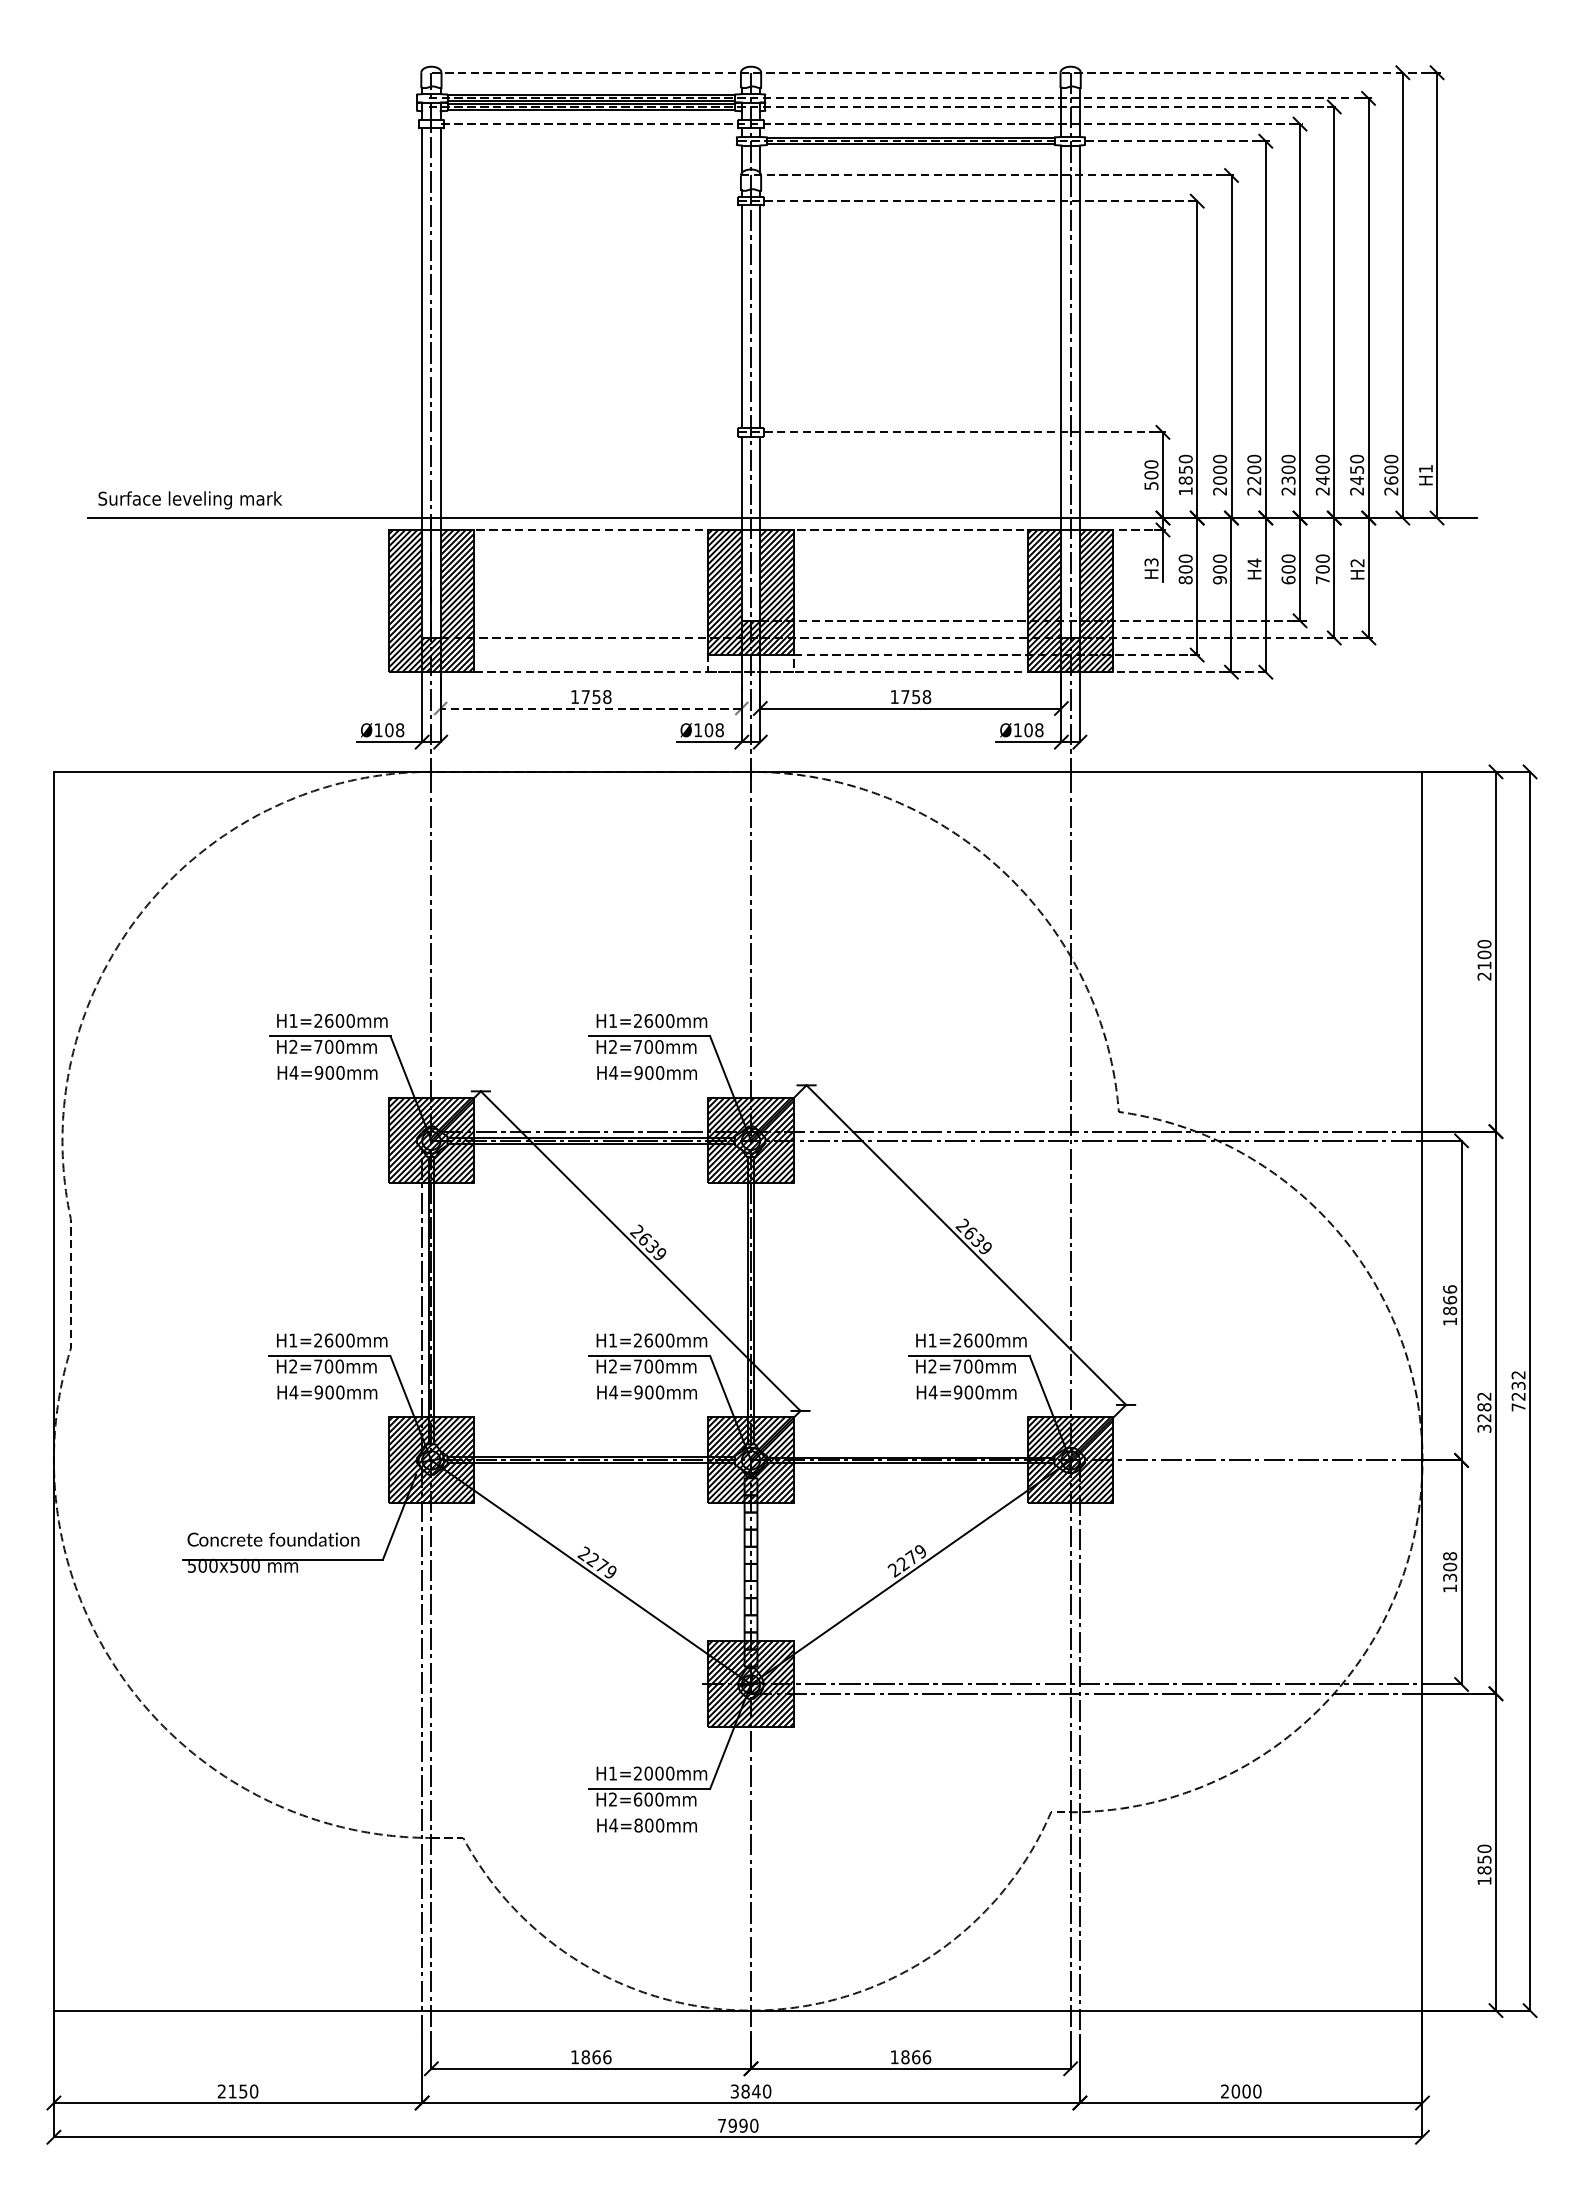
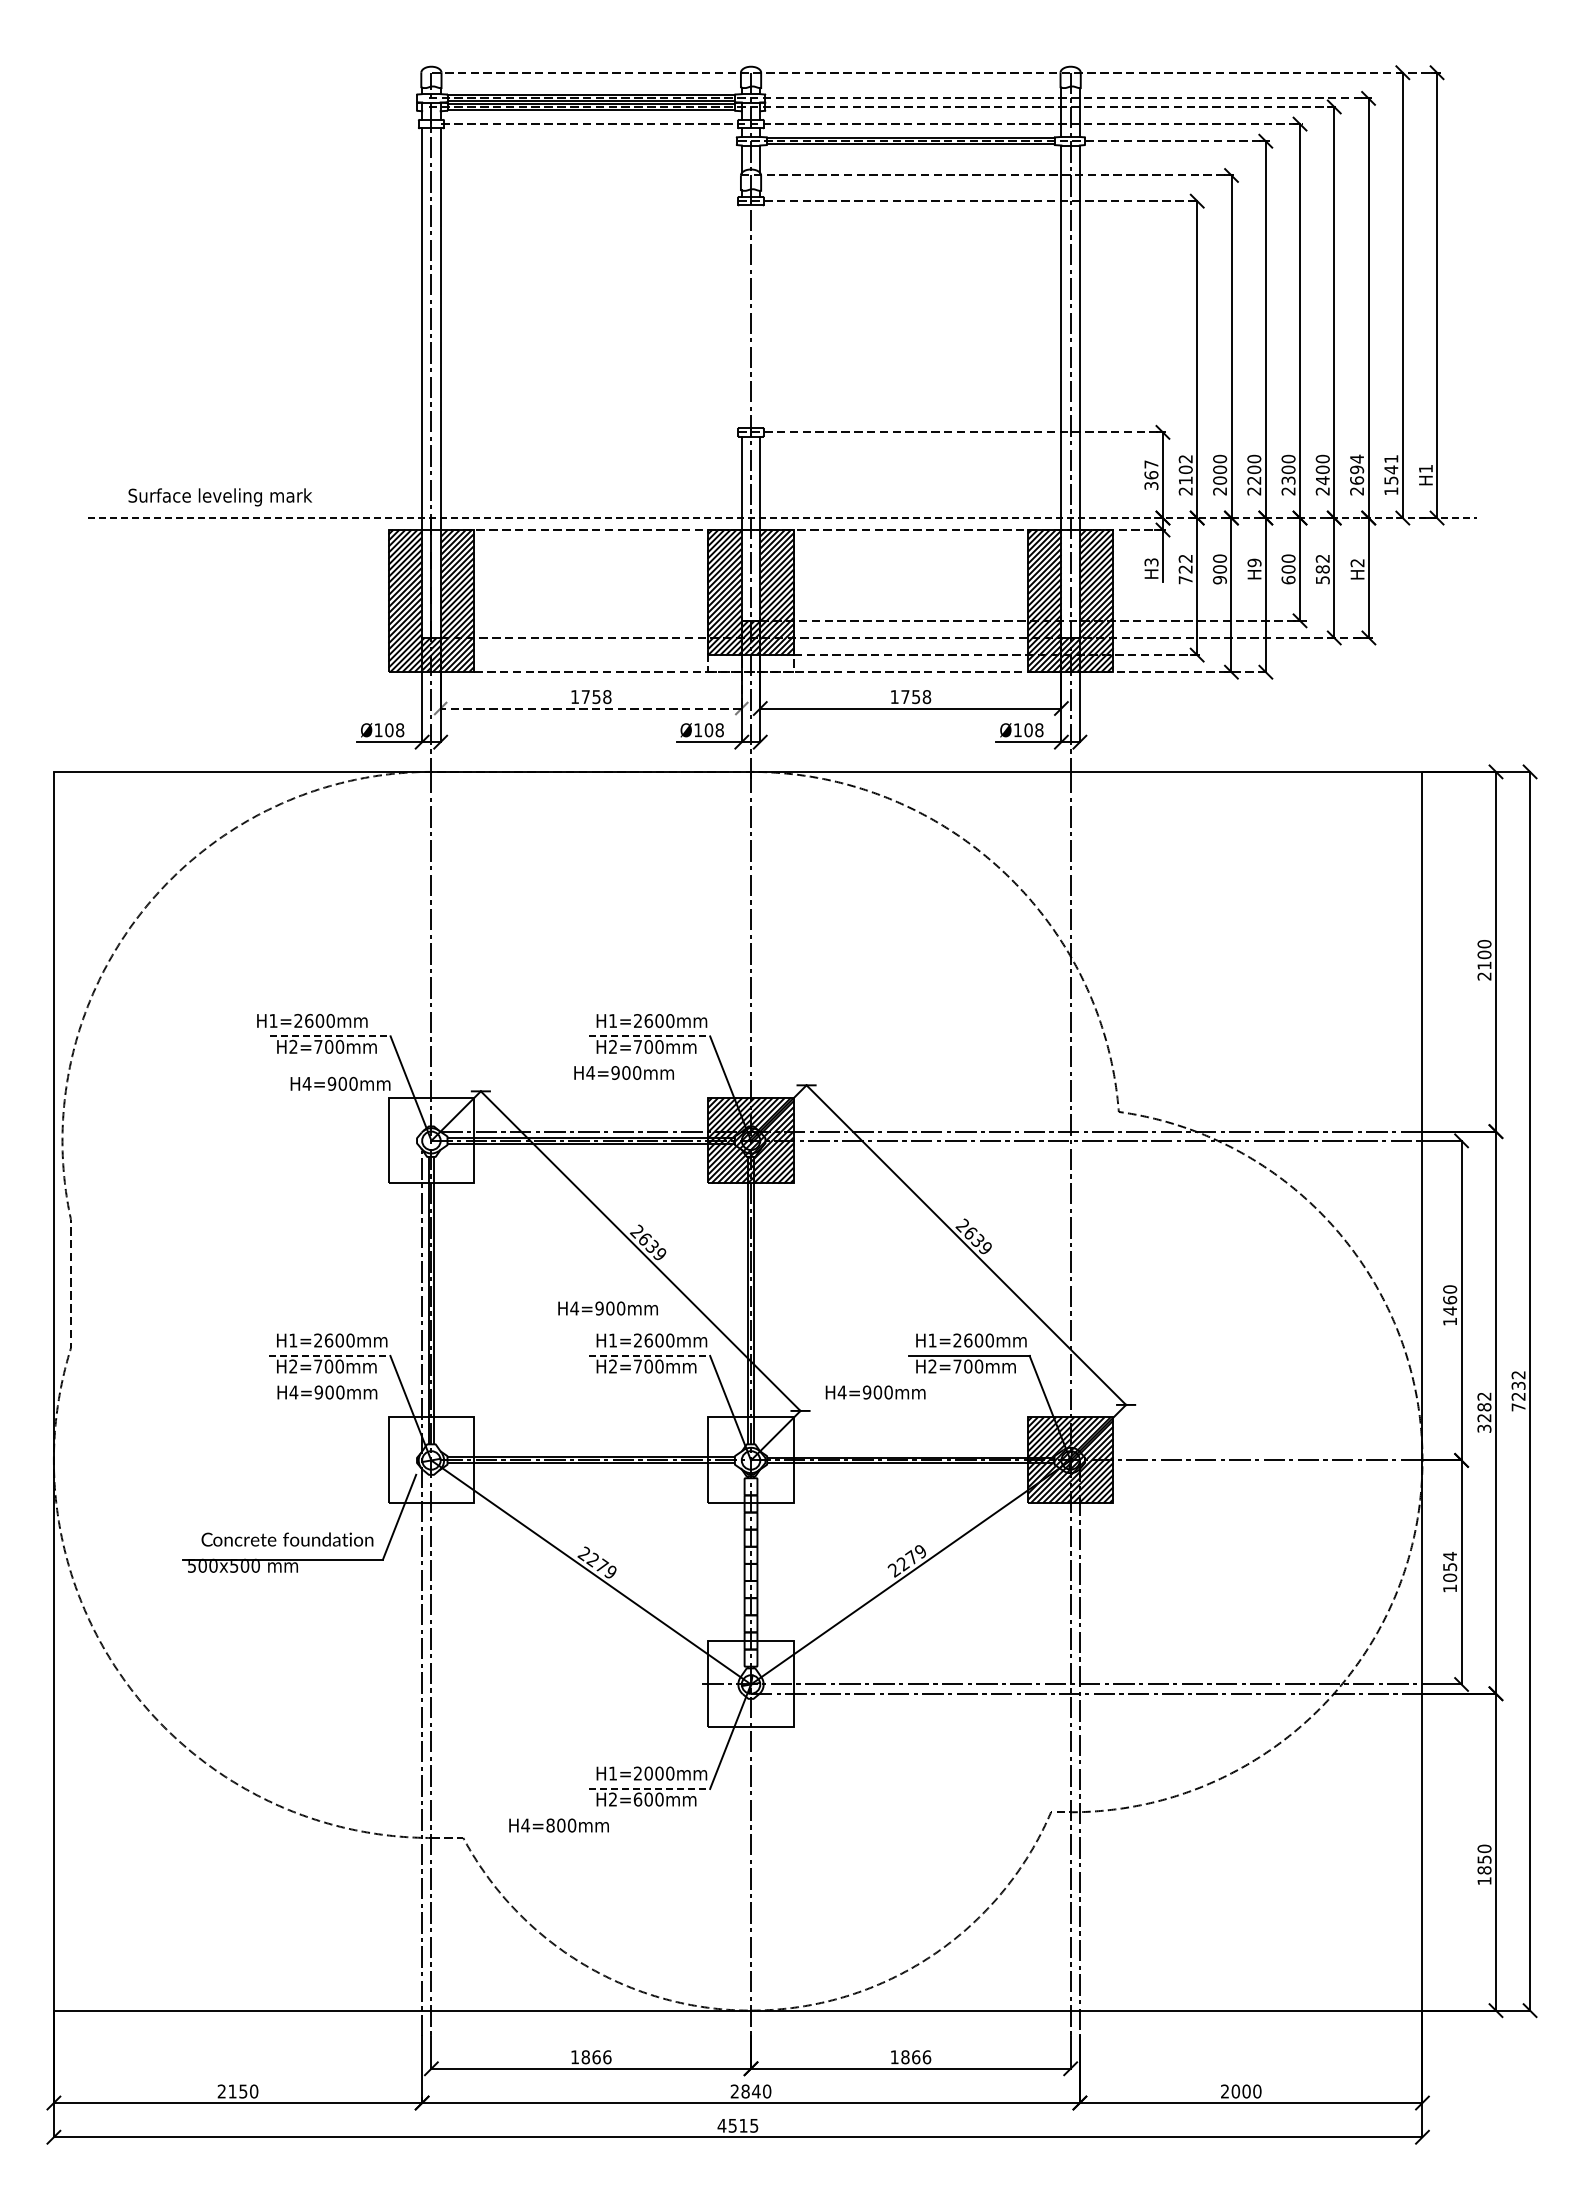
line: present -> none (741, 316)
line: present -> none (760, 316)
text: 2450 -> 2694 (1357, 469)
text: 500 -> 367 (1151, 474)
text: 1850 -> 2102 (1185, 474)
text: 2600 -> 1541 (1391, 474)
text position: (190, 500) -> (220, 497) (220, 497)
line: solid -> dashed (782, 518)
text: H4 -> H9 (1254, 562)
text: 800 -> 722 (1185, 569)
text: 700 -> 582 (1322, 569)
text position: (332, 1020) -> (312, 1020) (312, 1020)
line: solid -> dashed (330, 1036)
line: solid -> dashed (649, 1036)
text position: (327, 1072) -> (340, 1083) (340, 1083)
text position: (646, 1072) -> (623, 1072) (623, 1072)
hatch: present -> none (431, 1140)
text: 1866 -> 1460 (1450, 1300)
line: solid -> dashed (329, 1355)
line: solid -> dashed (649, 1355)
text position: (646, 1392) -> (607, 1308) (607, 1308)
text position: (966, 1392) -> (875, 1392) (875, 1392)
hatch: present -> none (431, 1460)
hatch: present -> none (750, 1460)
text position: (273, 1539) -> (287, 1539) (287, 1539)
text: 1308 -> 1054 (1450, 1566)
hatch: present -> none (750, 1684)
line: solid -> dashed (649, 1788)
text position: (646, 1825) -> (558, 1825) (558, 1825)
text: 3840 -> 2840 (734, 2091)
text: 7990 -> 4515 (737, 2125)
